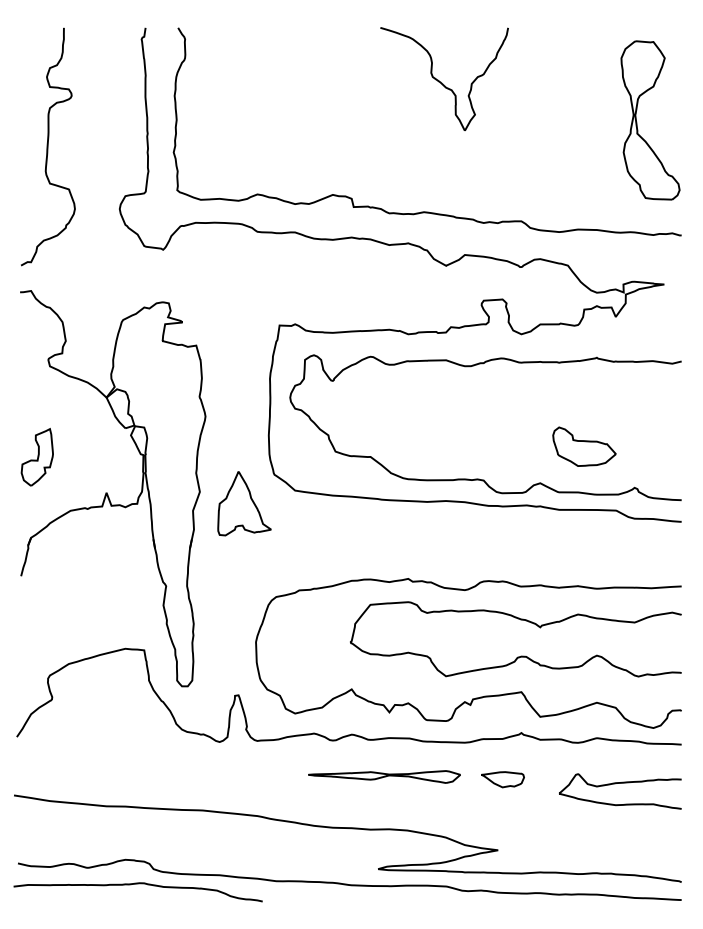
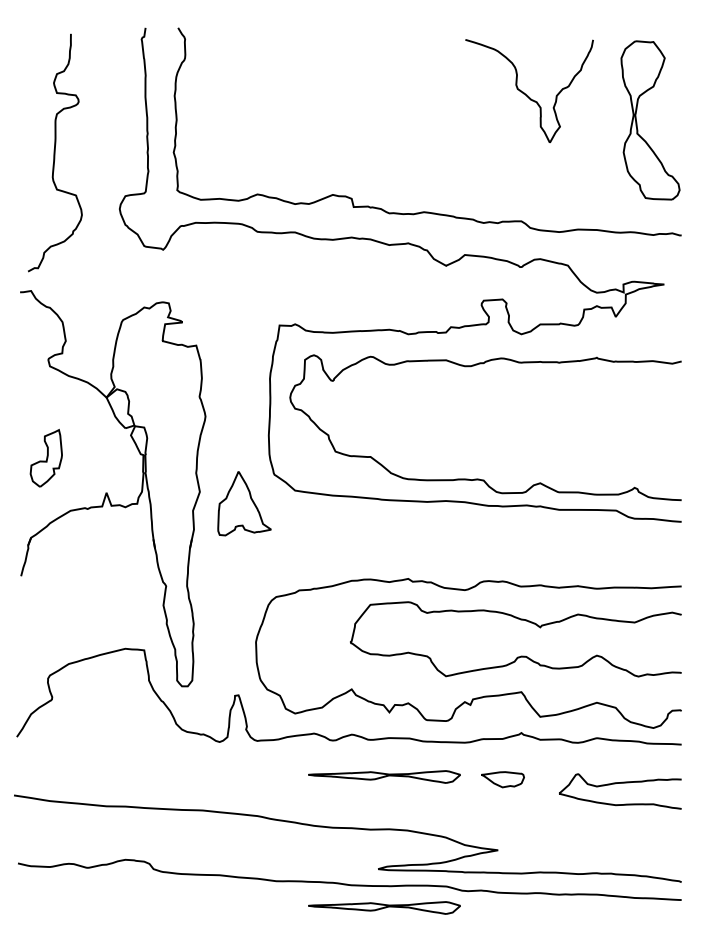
part position: (444, 79) -> (529, 91) (529, 91)
curve position: (48, 146) -> (55, 152) (55, 152)
part: present -> none (584, 446)
part position: (36, 456) -> (45, 457) (45, 457)
curve: present -> none (137, 884)
part: none -> present (384, 907)
